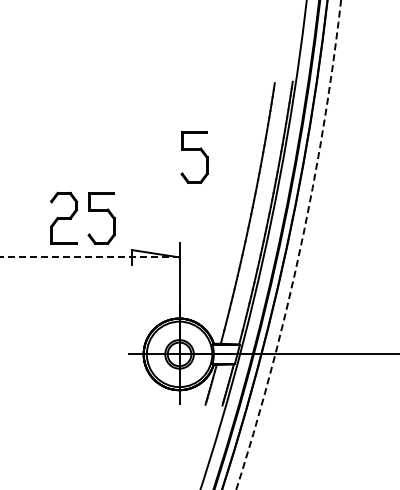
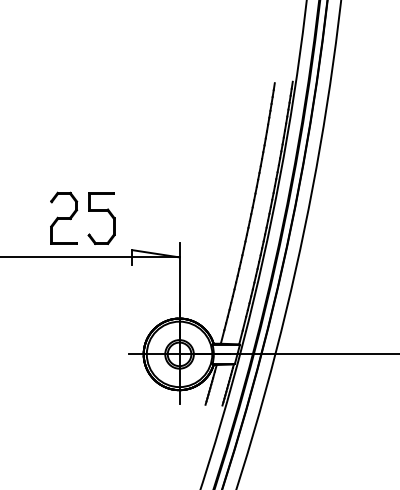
part: present -> none (194, 150)
arc: dashed -> solid (300, 249)
line: dashed -> solid (89, 257)
